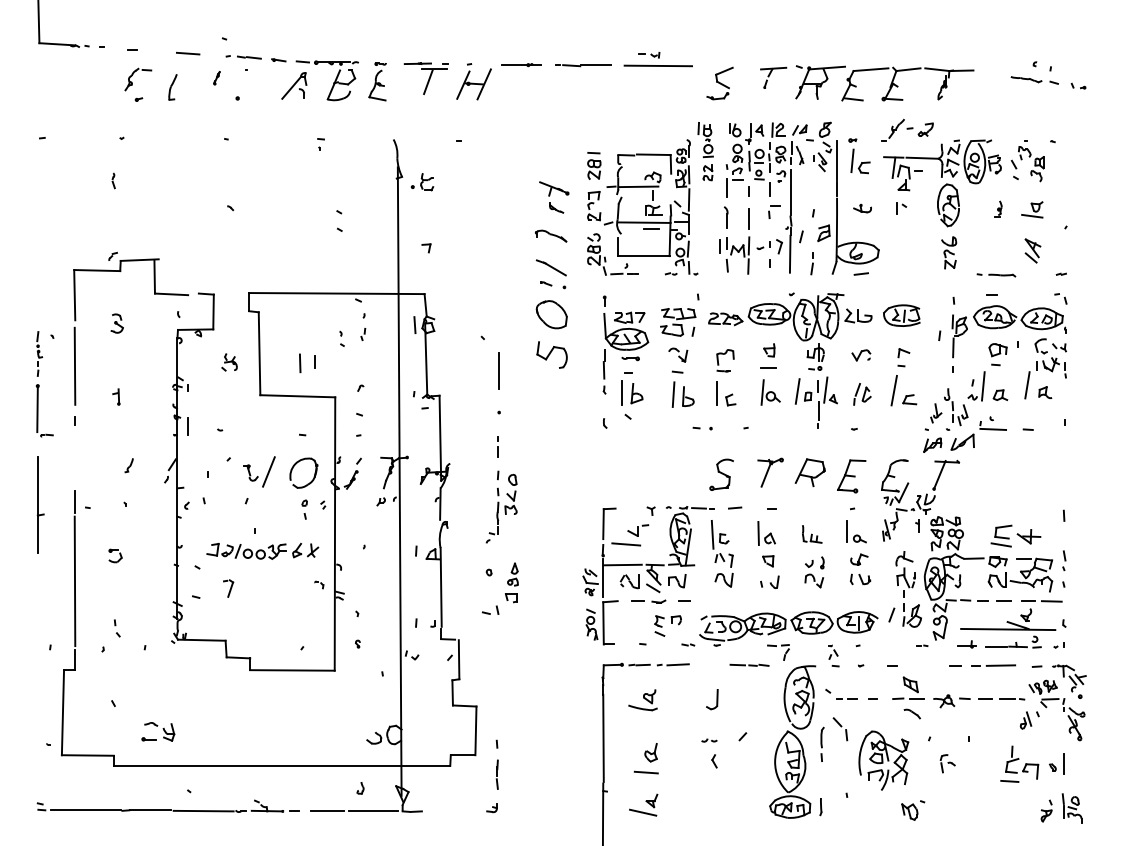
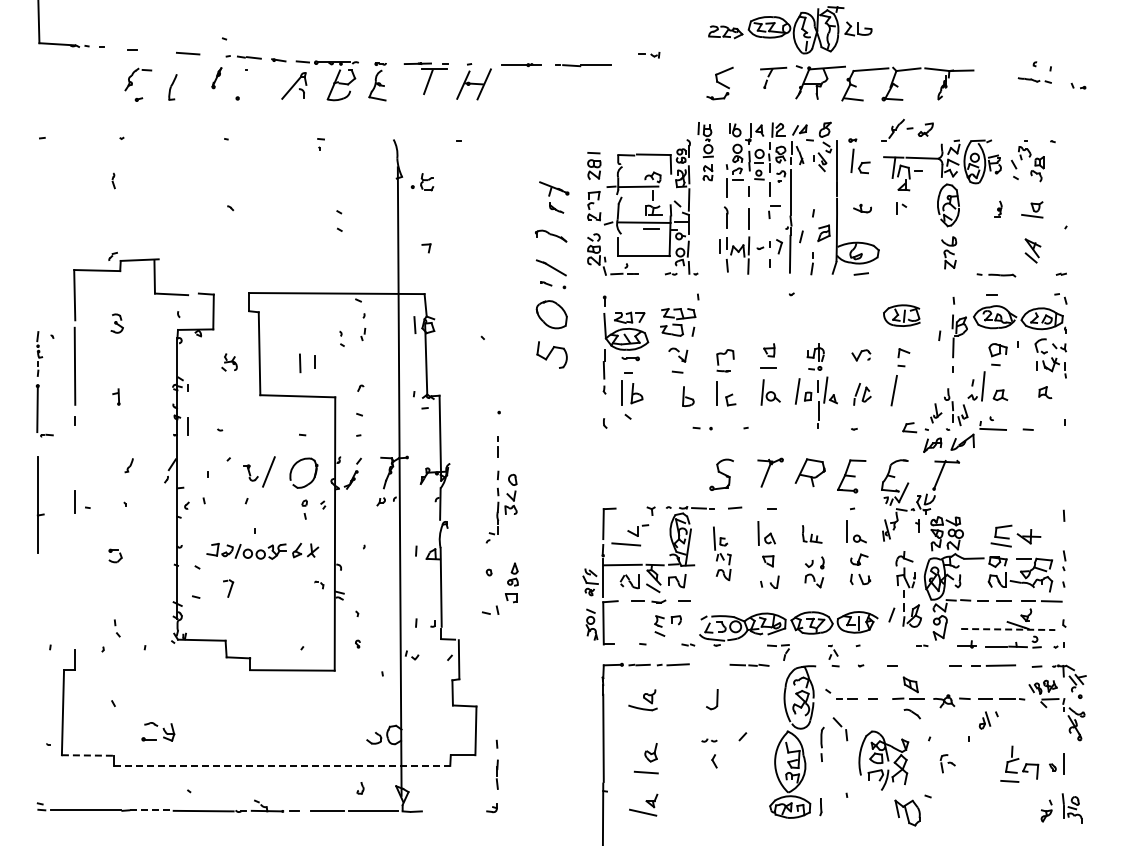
line: present -> none (658, 65)
part size: 8x15 px -> 12x23 px (216, 78)
part size: 49x9 px -> 35x7 px (1034, 80)
part position: (790, 317) -> (790, 30) (790, 30)
line: present -> none (499, 370)
line: present -> none (1027, 385)
line: present -> none (673, 394)
part position: (909, 399) -> (909, 427) (909, 427)
part size: 24x68 px -> 19x56 px (722, 553)
line: present -> none (74, 581)
line: solid -> dashed (1008, 629)
part position: (1029, 720) -> (988, 720) (988, 720)
line: solid -> dashed (87, 755)
line: solid -> dashed (282, 765)
line: solid -> dashed (150, 810)
part size: 25x21 px -> 38x33 px (912, 810)
